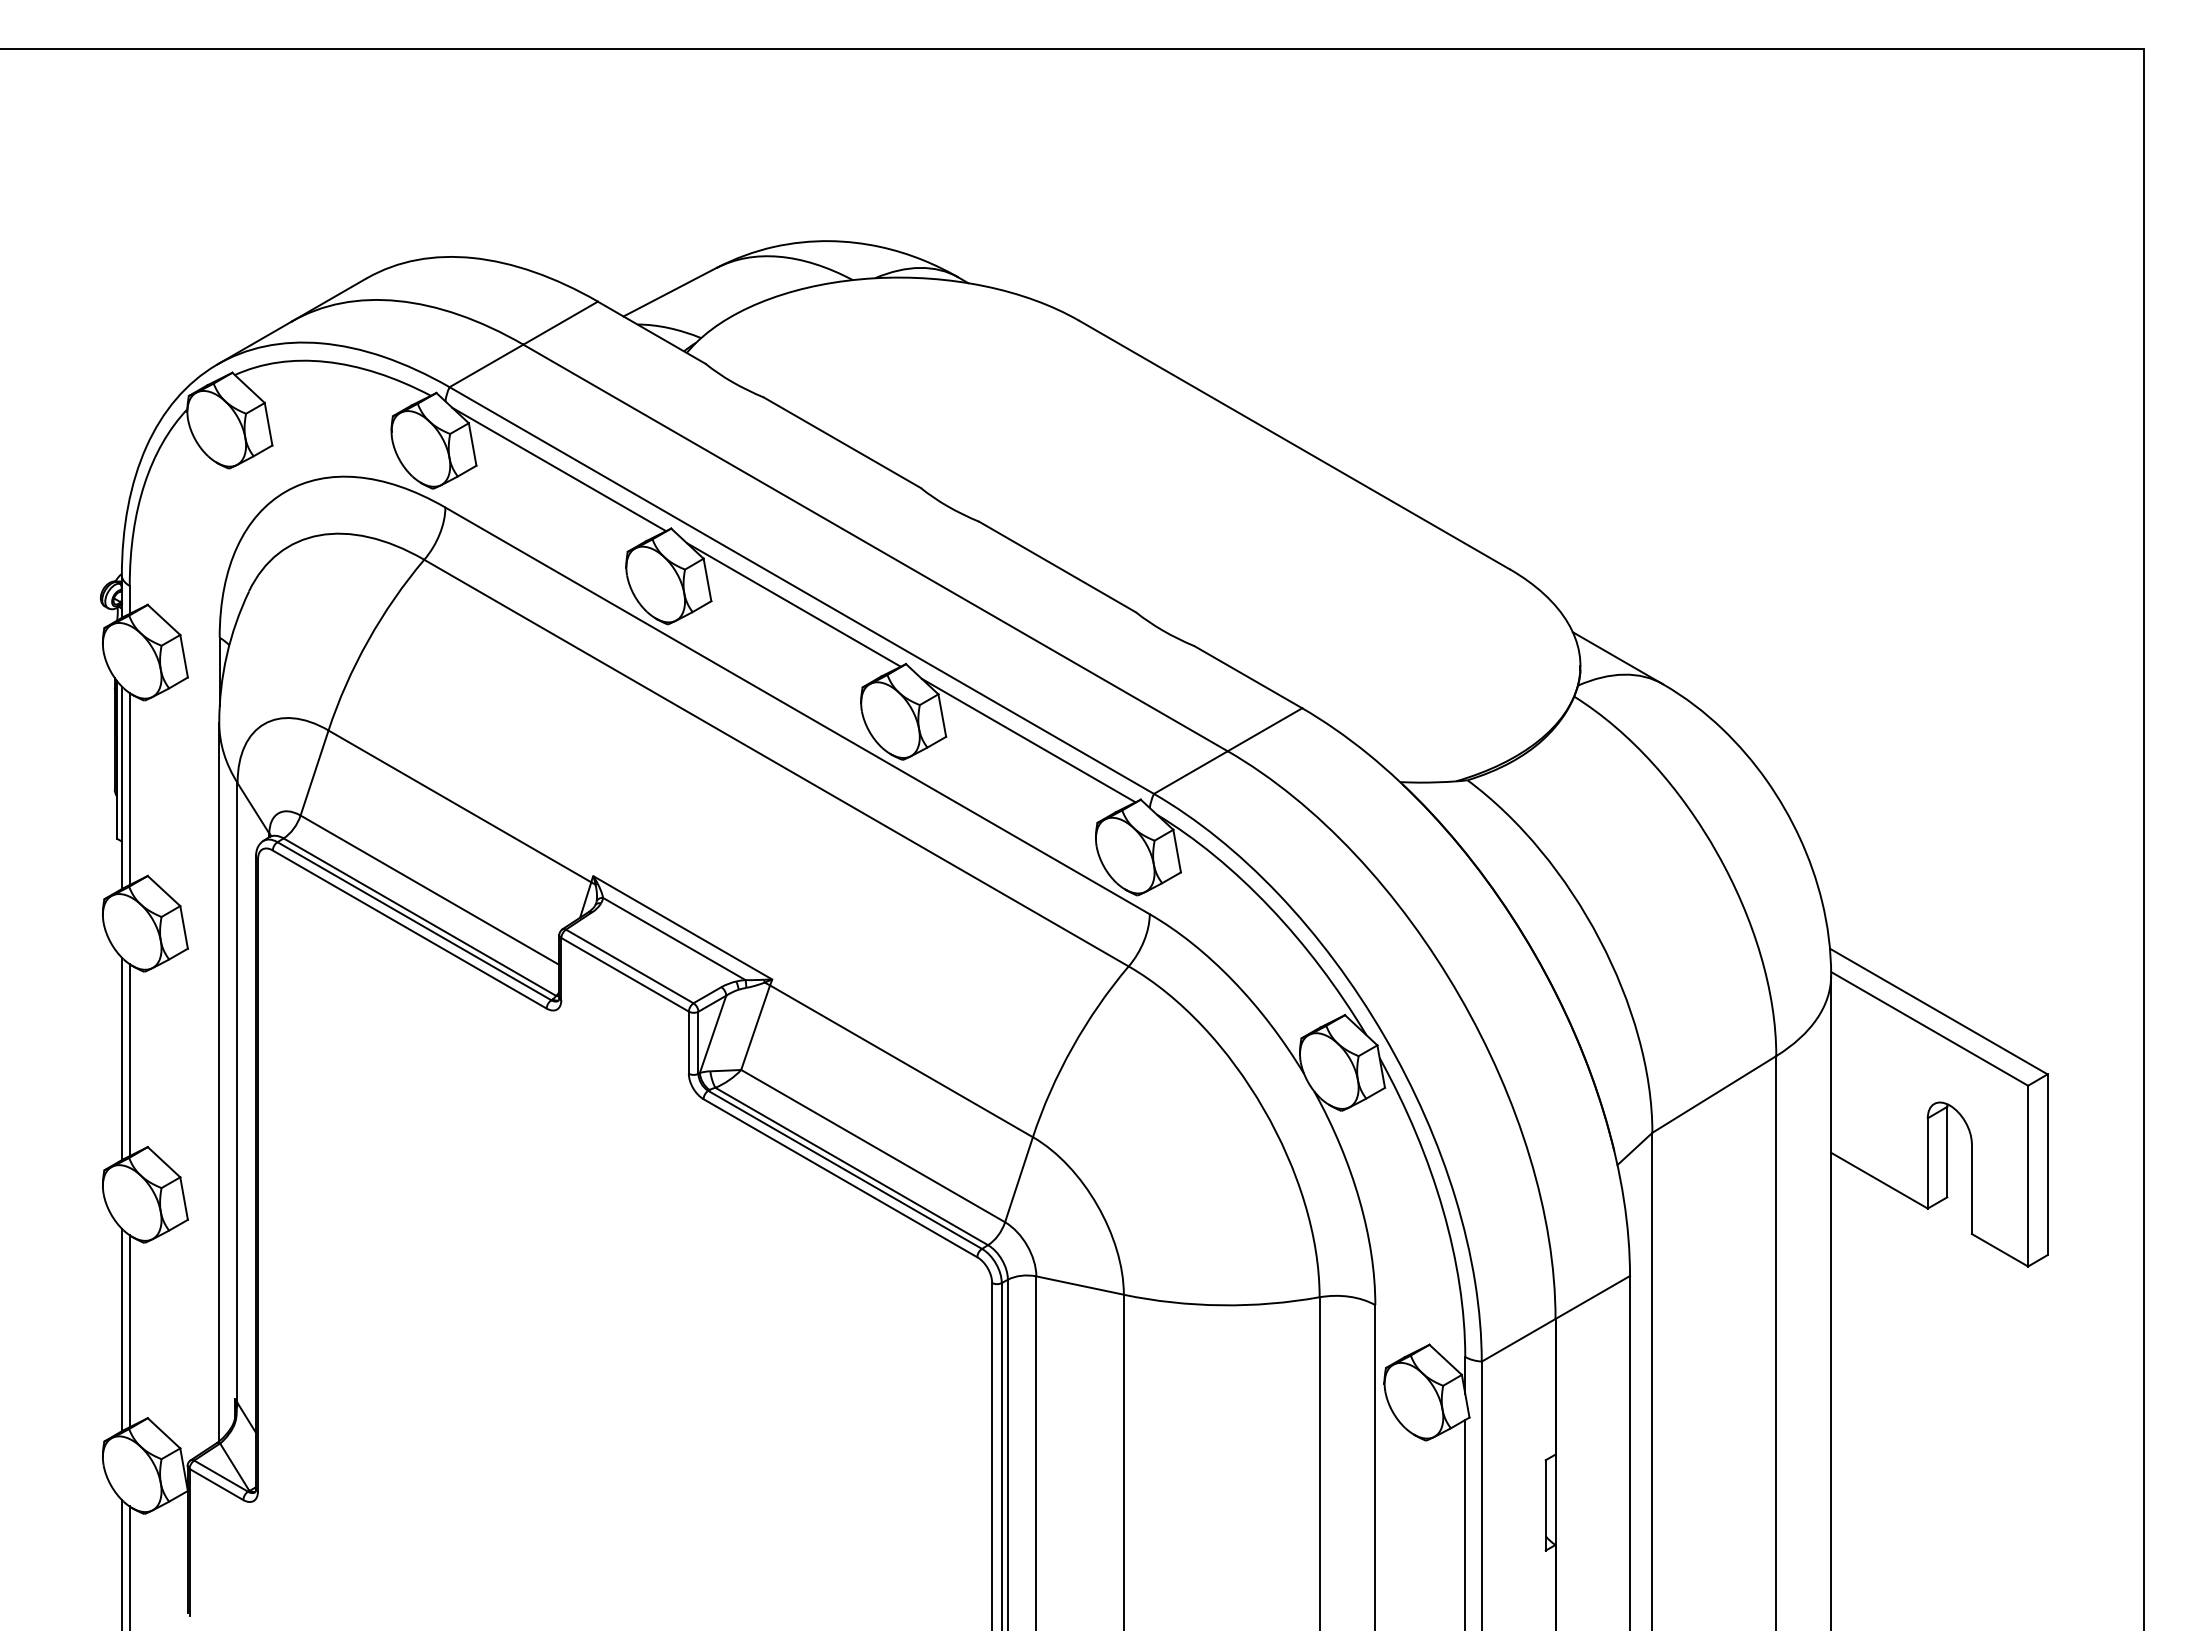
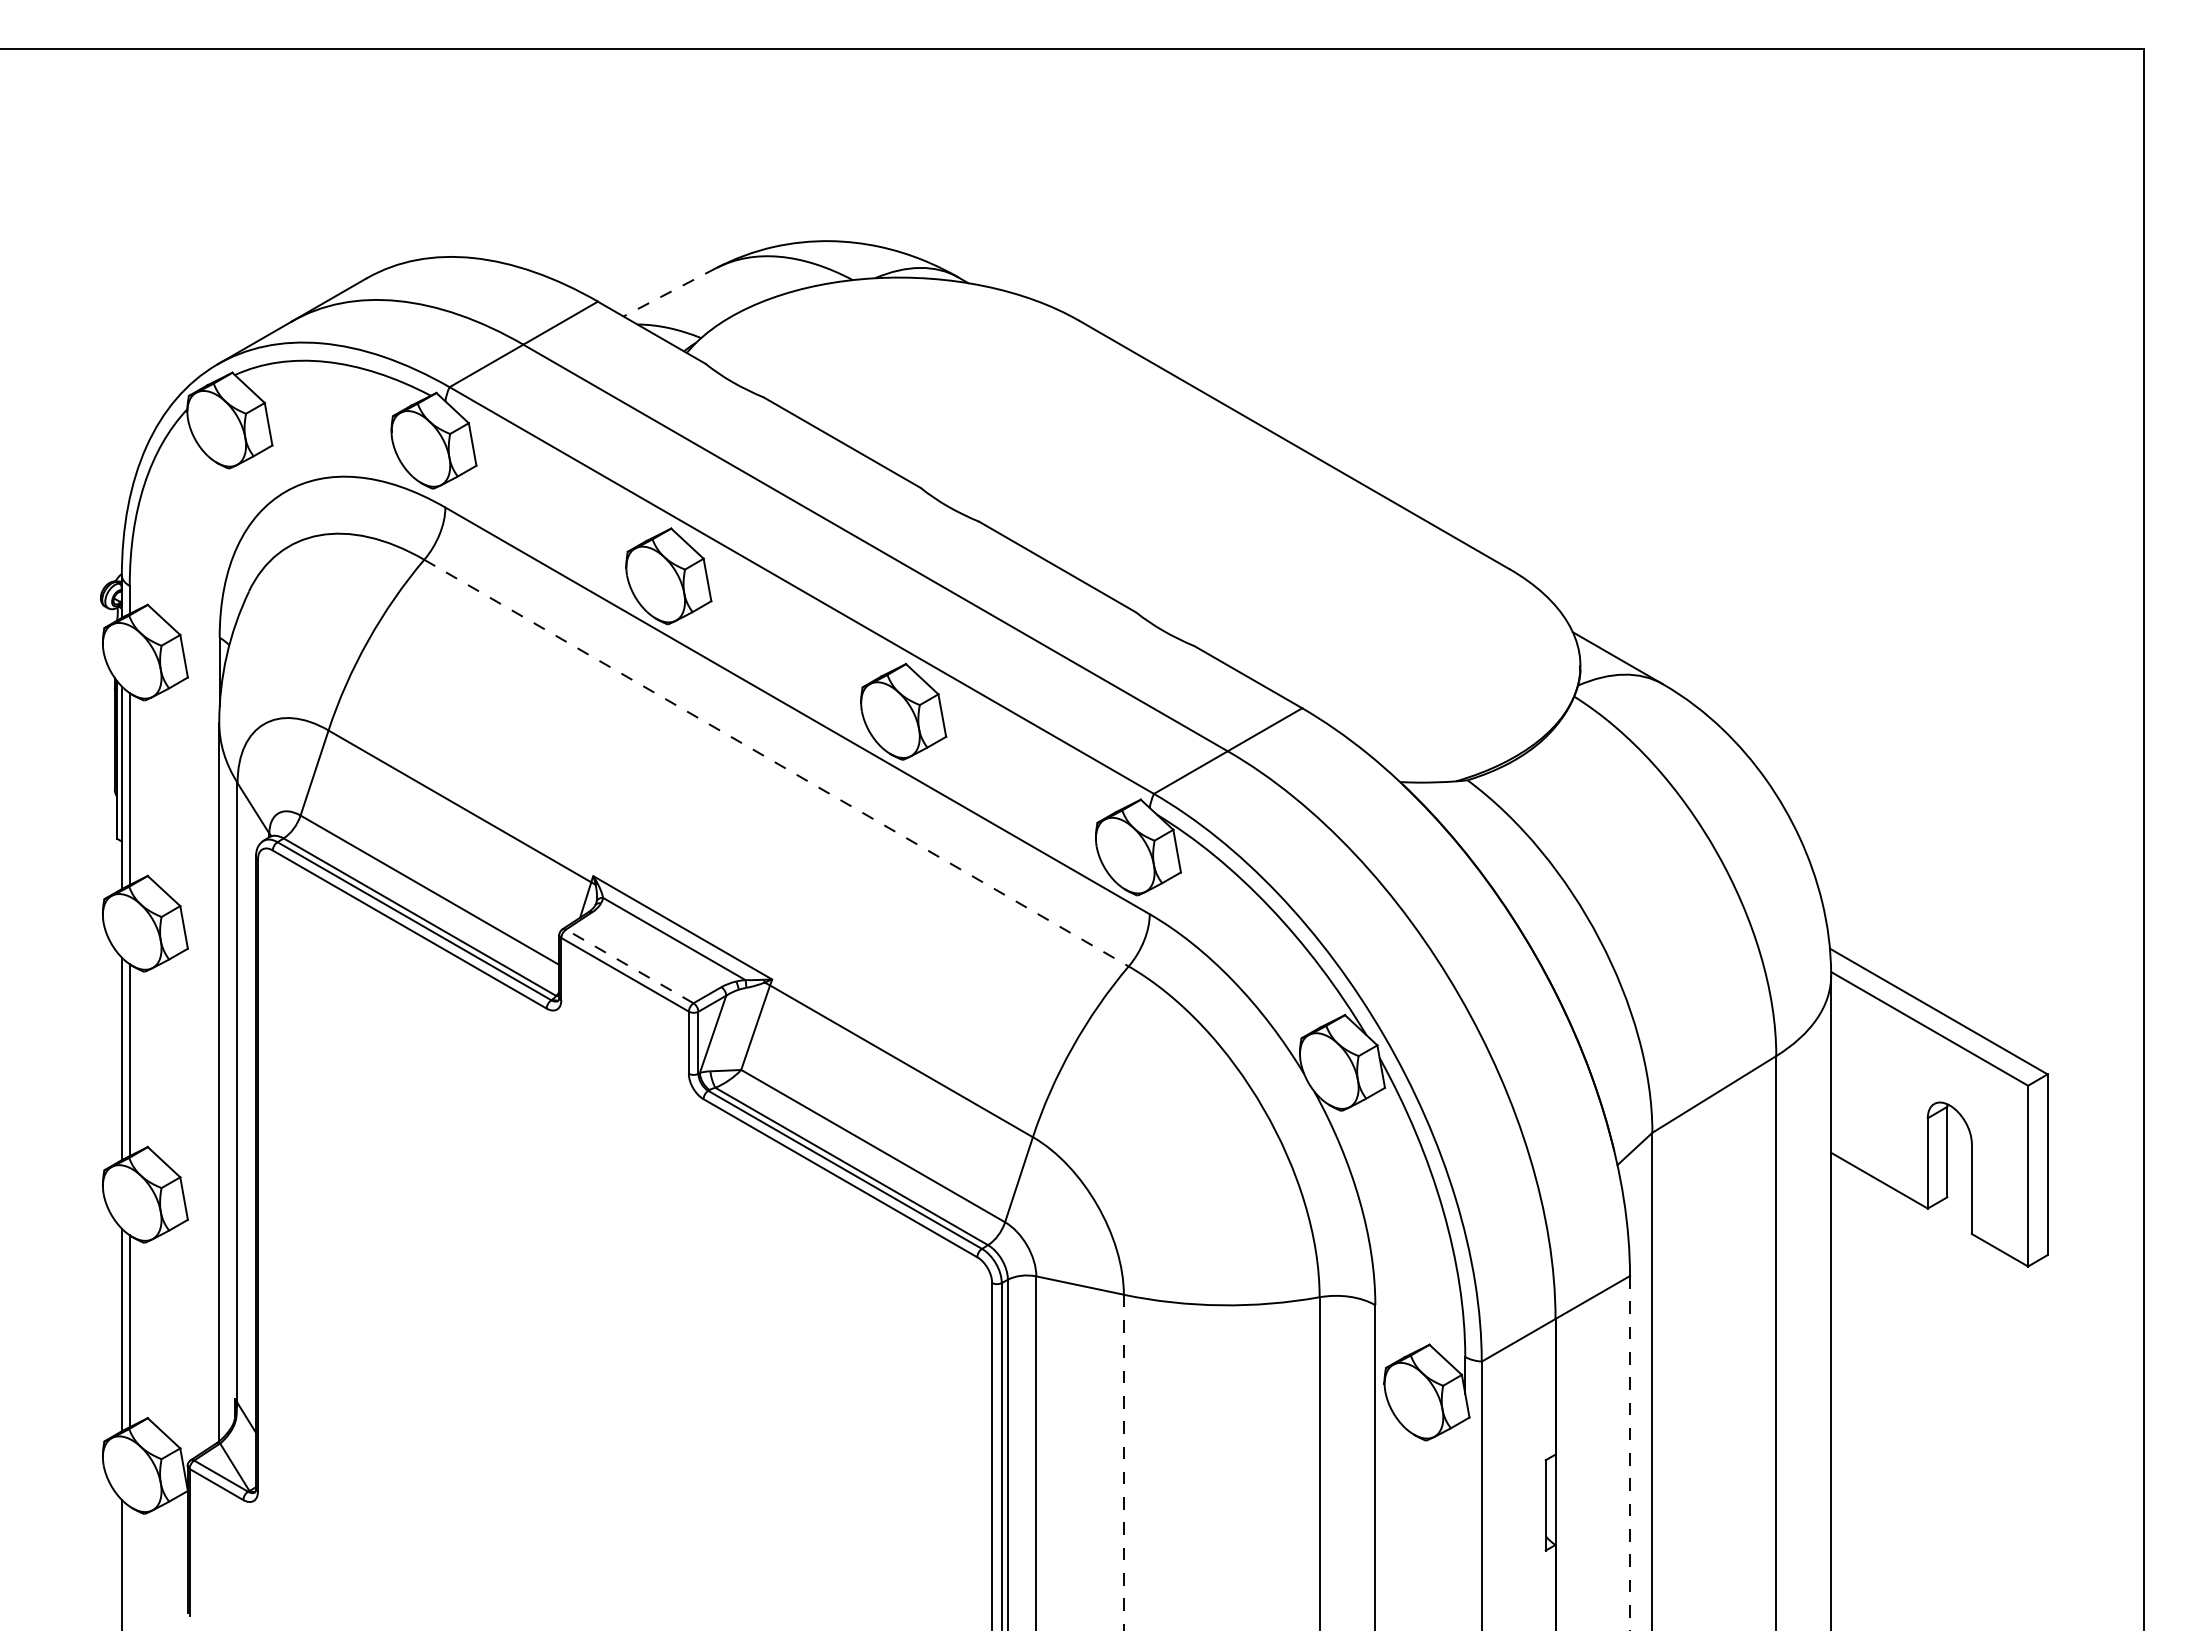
line: solid -> dashed (669, 292)
line: present -> none (559, 469)
line: present -> none (793, 604)
line: present -> none (1028, 740)
line: solid -> dashed (776, 763)
line: solid -> dashed (629, 966)
line: solid -> dashed (1630, 1453)
line: solid -> dashed (1123, 1462)
line: present -> none (1465, 1523)
line: present -> none (129, 1566)
